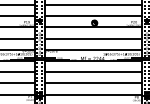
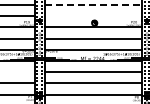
line: solid -> dashed (93, 5)
line: present -> none (93, 16)
line: present -> none (18, 72)
